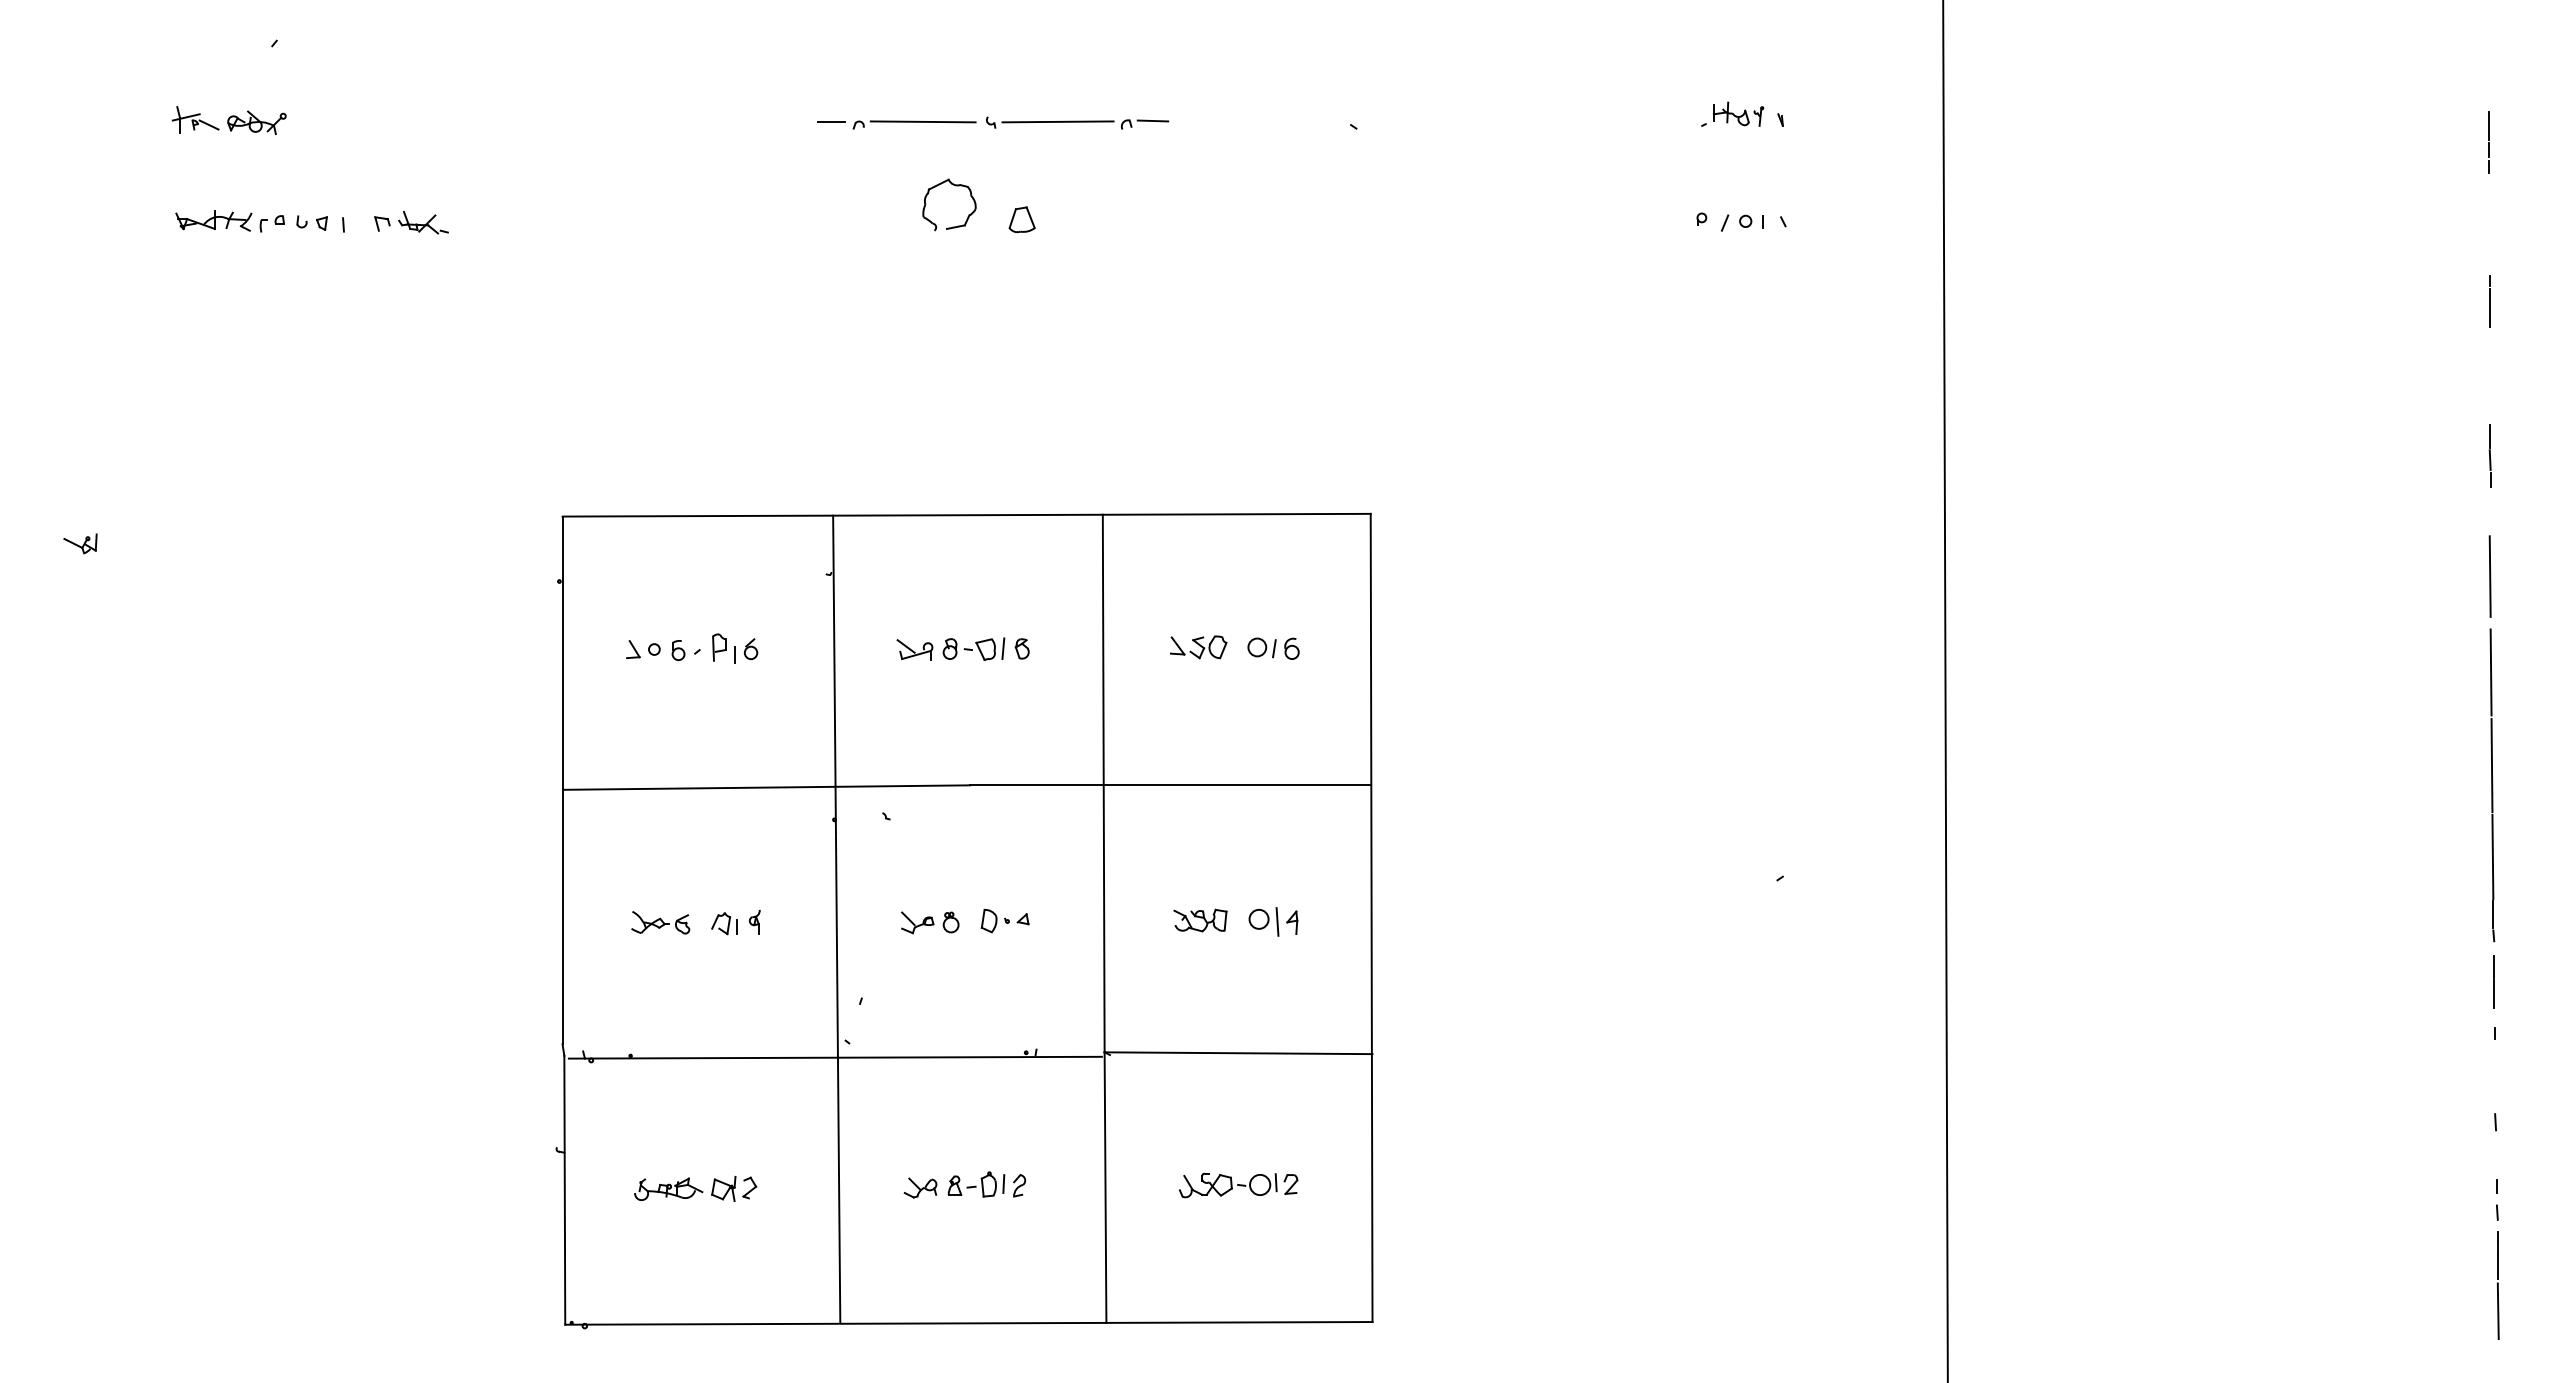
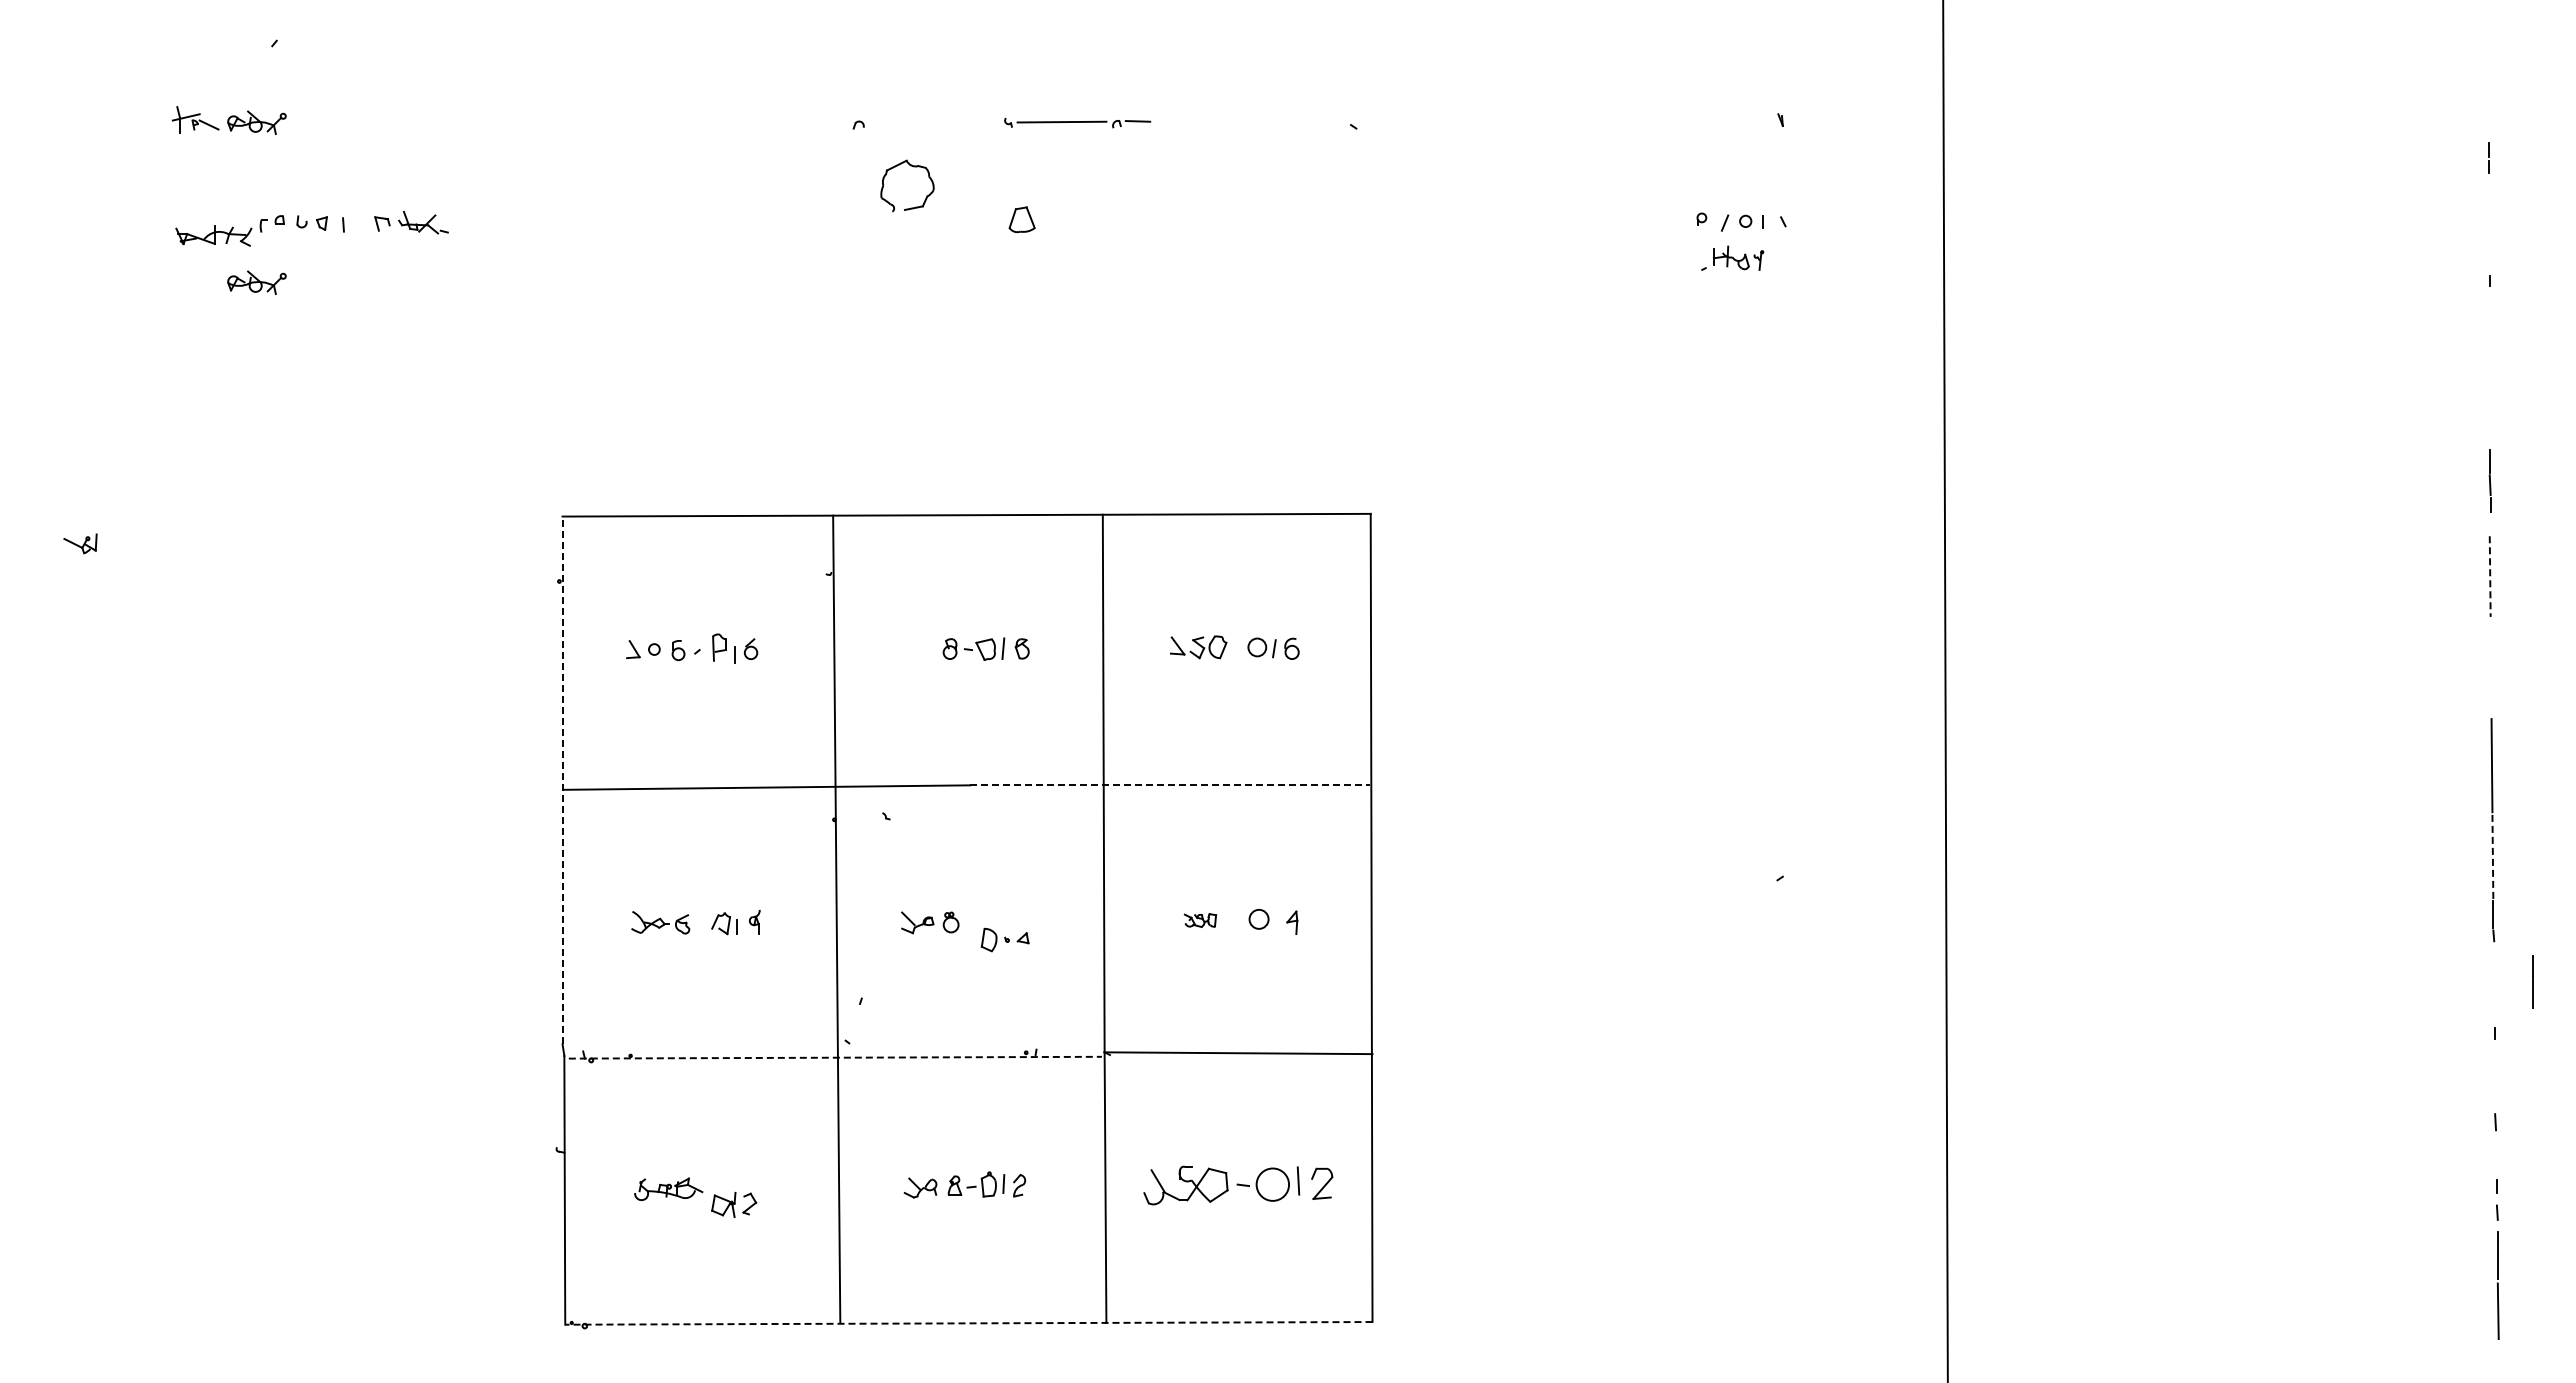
part position: (1732, 113) -> (1732, 257) (1732, 257)
line: present -> none (922, 121)
line: present -> none (830, 122)
part size: 184x14 px -> 148x12 px (1077, 122)
line: present -> none (2488, 125)
part position: (955, 186) -> (913, 167) (913, 167)
part position: (213, 220) -> (213, 235) (213, 235)
part: none -> present (256, 282)
line: present -> none (2489, 307)
part position: (2489, 455) -> (2489, 480) (2489, 480)
line: solid -> dashed (2490, 577)
part: present -> none (914, 649)
line: present -> none (2490, 672)
line: solid -> dashed (562, 780)
line: solid -> dashed (1170, 785)
line: solid -> dashed (2492, 857)
part position: (1004, 920) -> (1004, 939) (1004, 939)
part size: 55x25 px -> 34x15 px (1200, 920)
line: present -> none (1277, 921)
line position: (2493, 981) -> (2532, 981) (2532, 981)
line: solid -> dashed (835, 1057)
part size: 120x27 px -> 191x41 px (1238, 1185)
part position: (734, 1188) -> (734, 1204) (734, 1204)
line: solid -> dashed (968, 1323)
